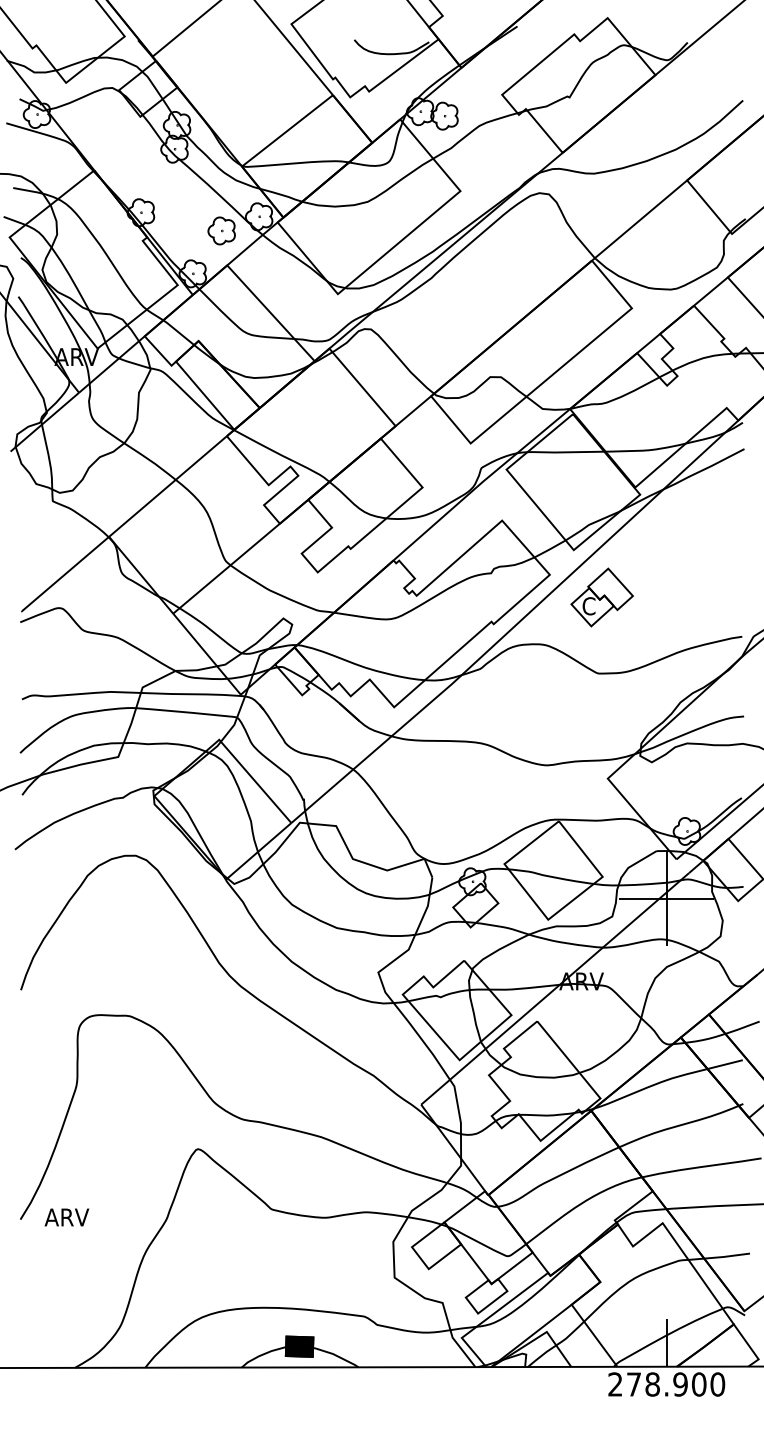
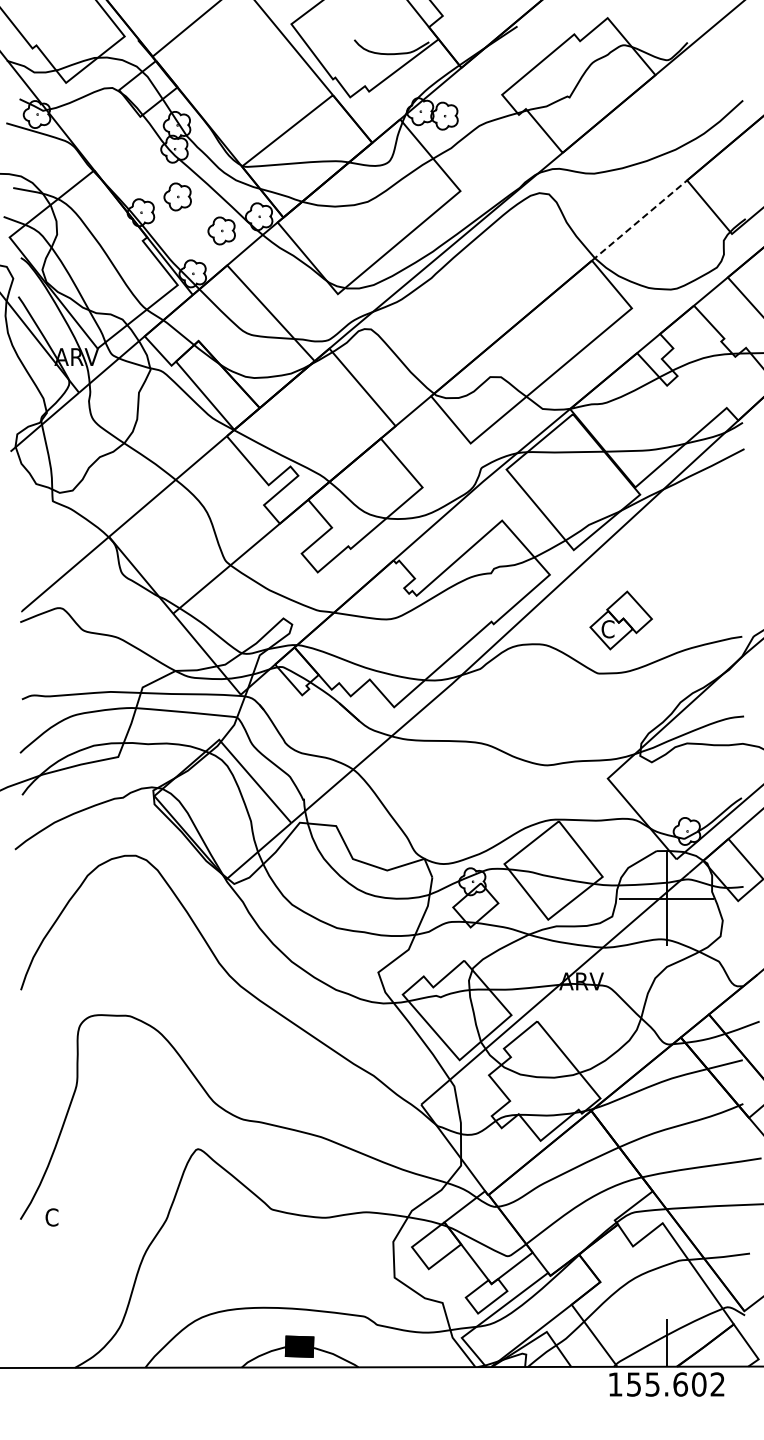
part: none -> present (177, 196)
line: solid -> dashed (639, 220)
part position: (601, 597) -> (620, 620) (620, 620)
text: ARV -> C (66, 1217)
text: 278.900 -> 155.602 (666, 1384)
